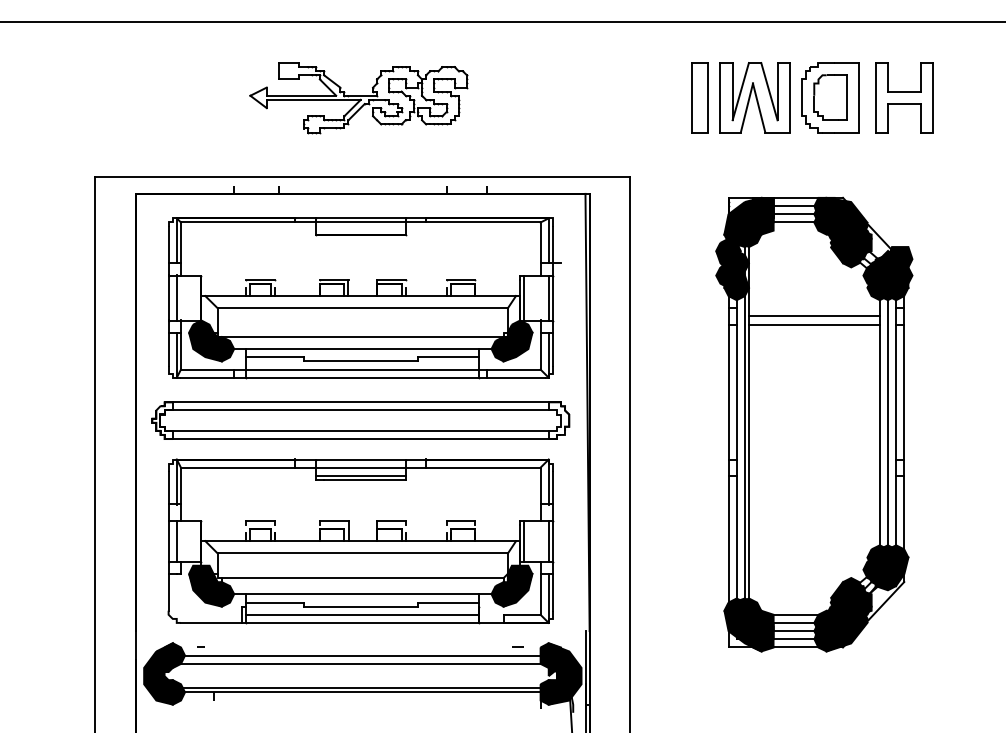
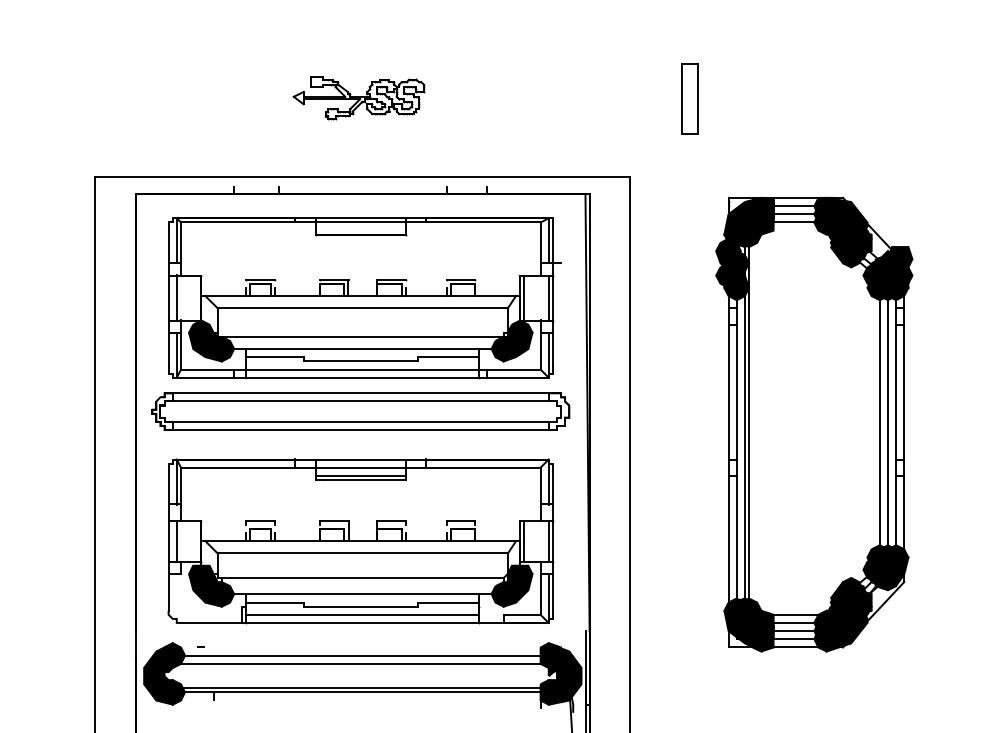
line: present -> none (502, 22)
part position: (699, 97) -> (689, 98) (689, 98)
part: present -> none (754, 97)
part: present -> none (830, 97)
part: present -> none (904, 97)
part size: 220x73 px -> 134x45 px (358, 98)
line: present -> none (814, 316)
line: present -> none (814, 324)
part position: (360, 420) -> (360, 411) (360, 411)
line: present -> none (517, 646)
